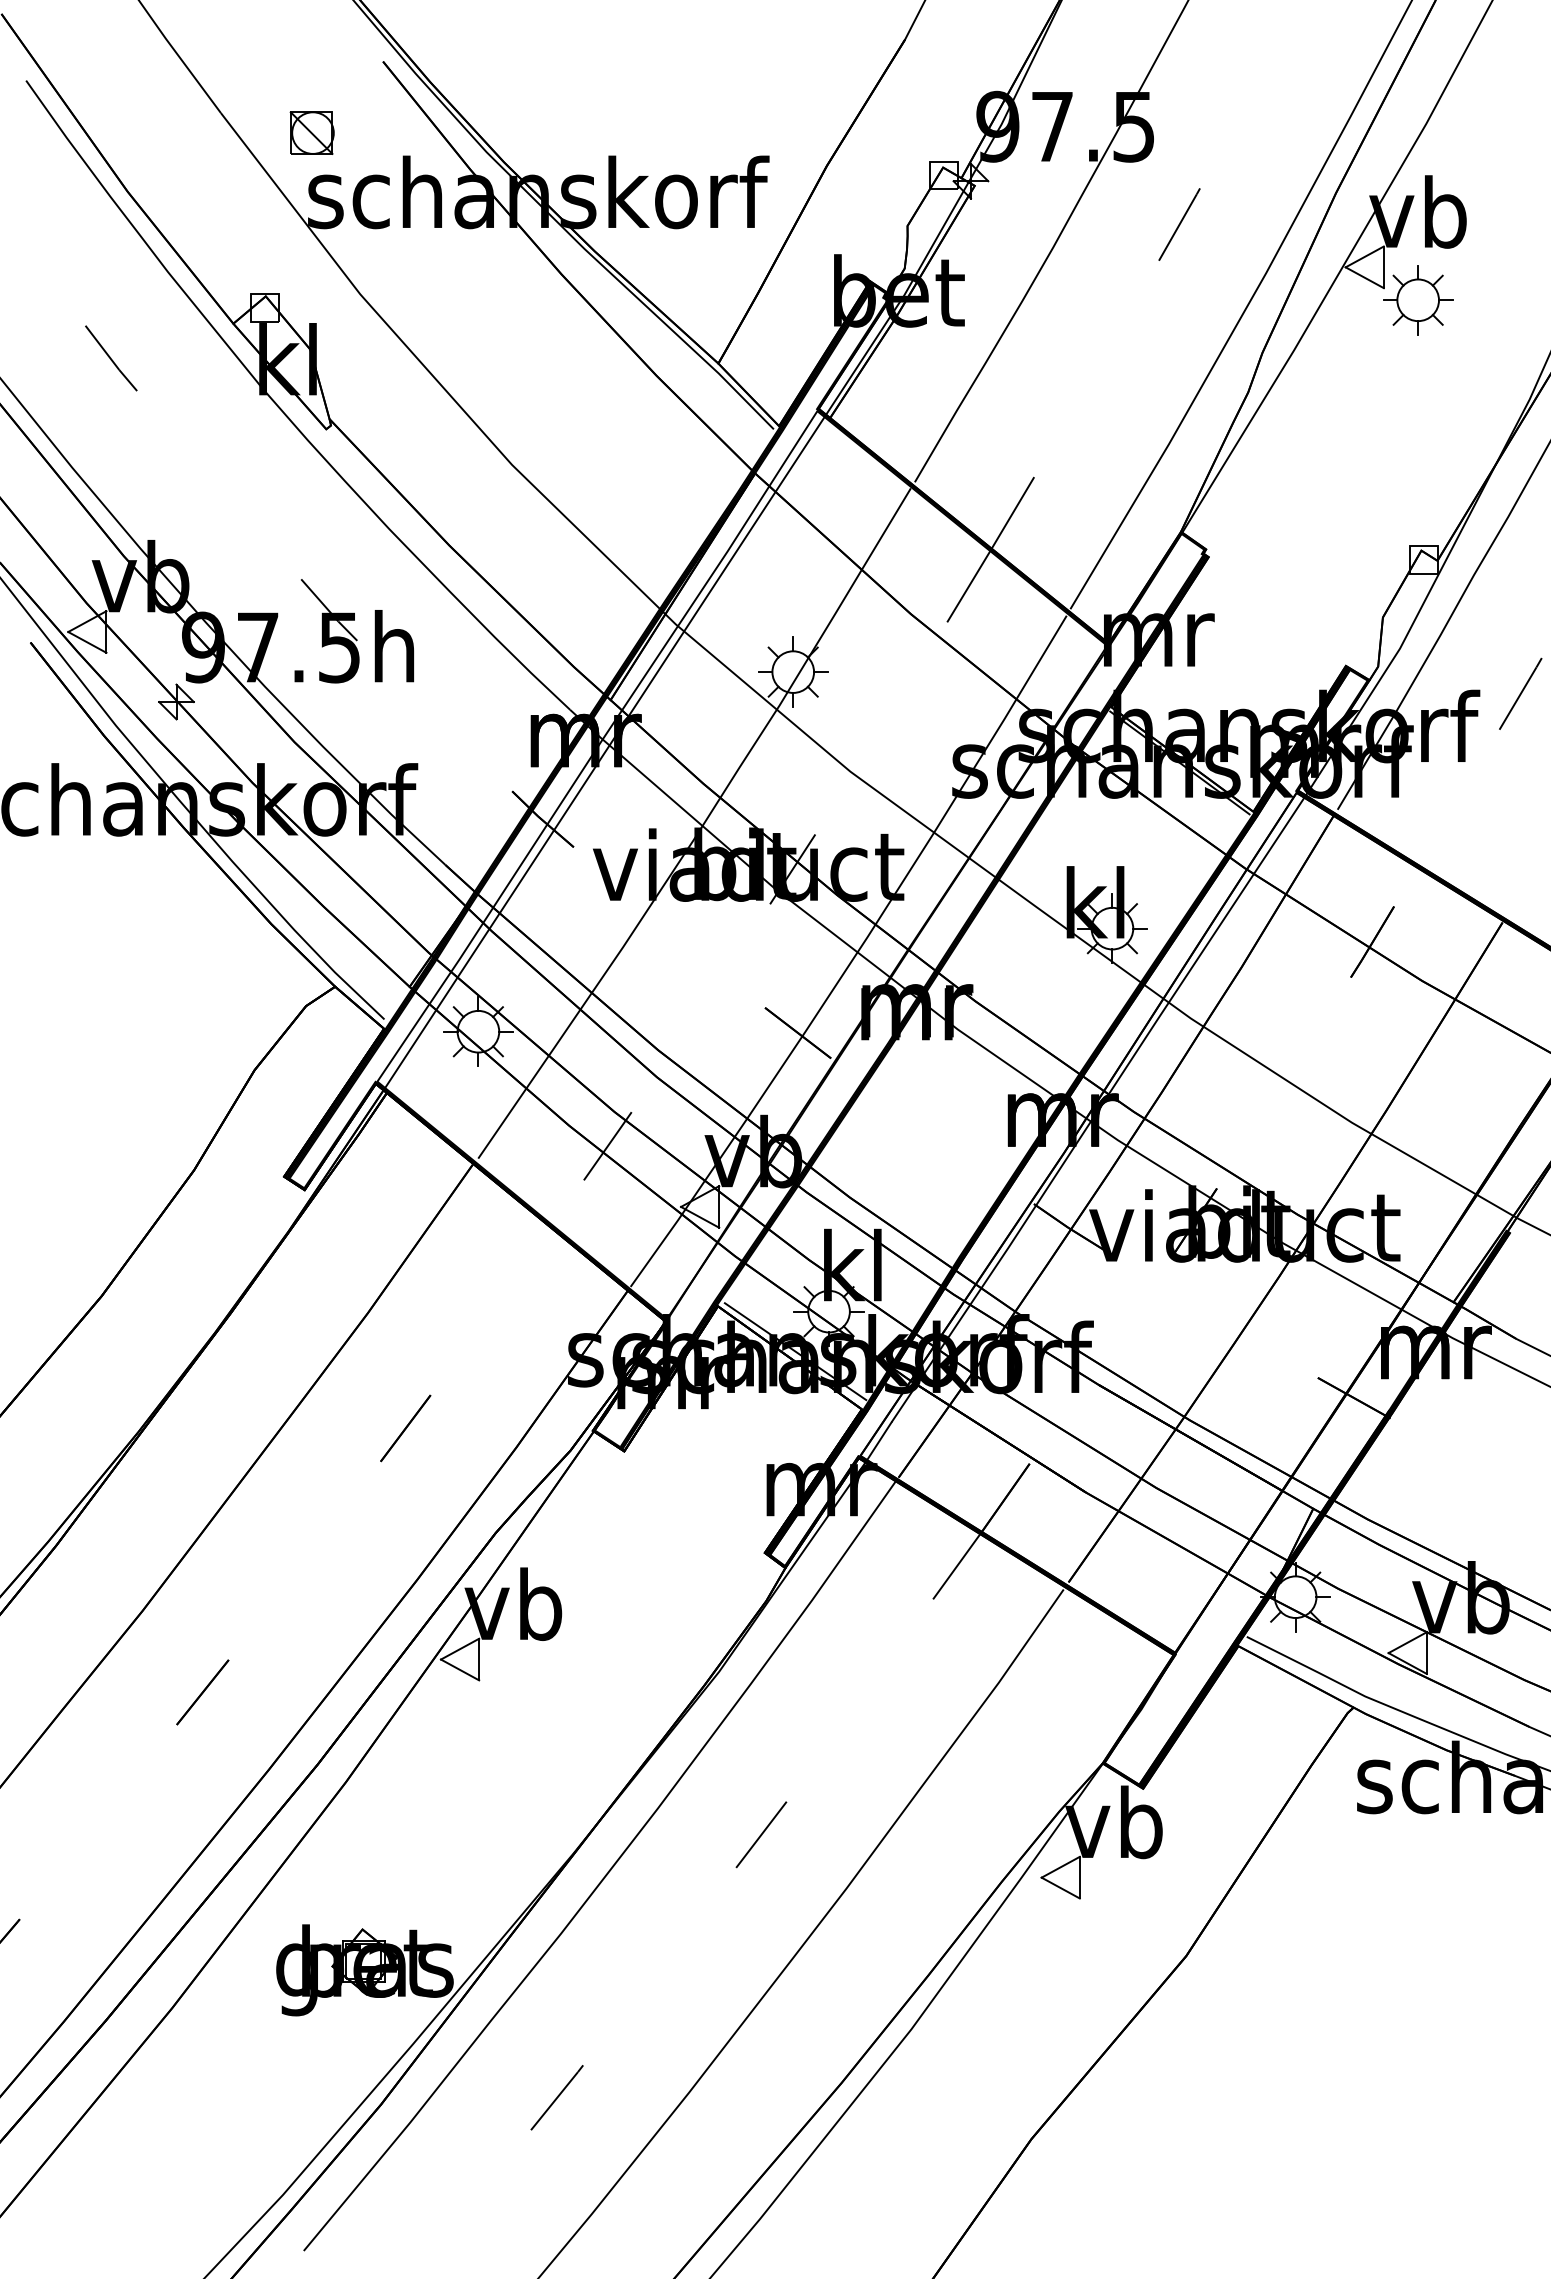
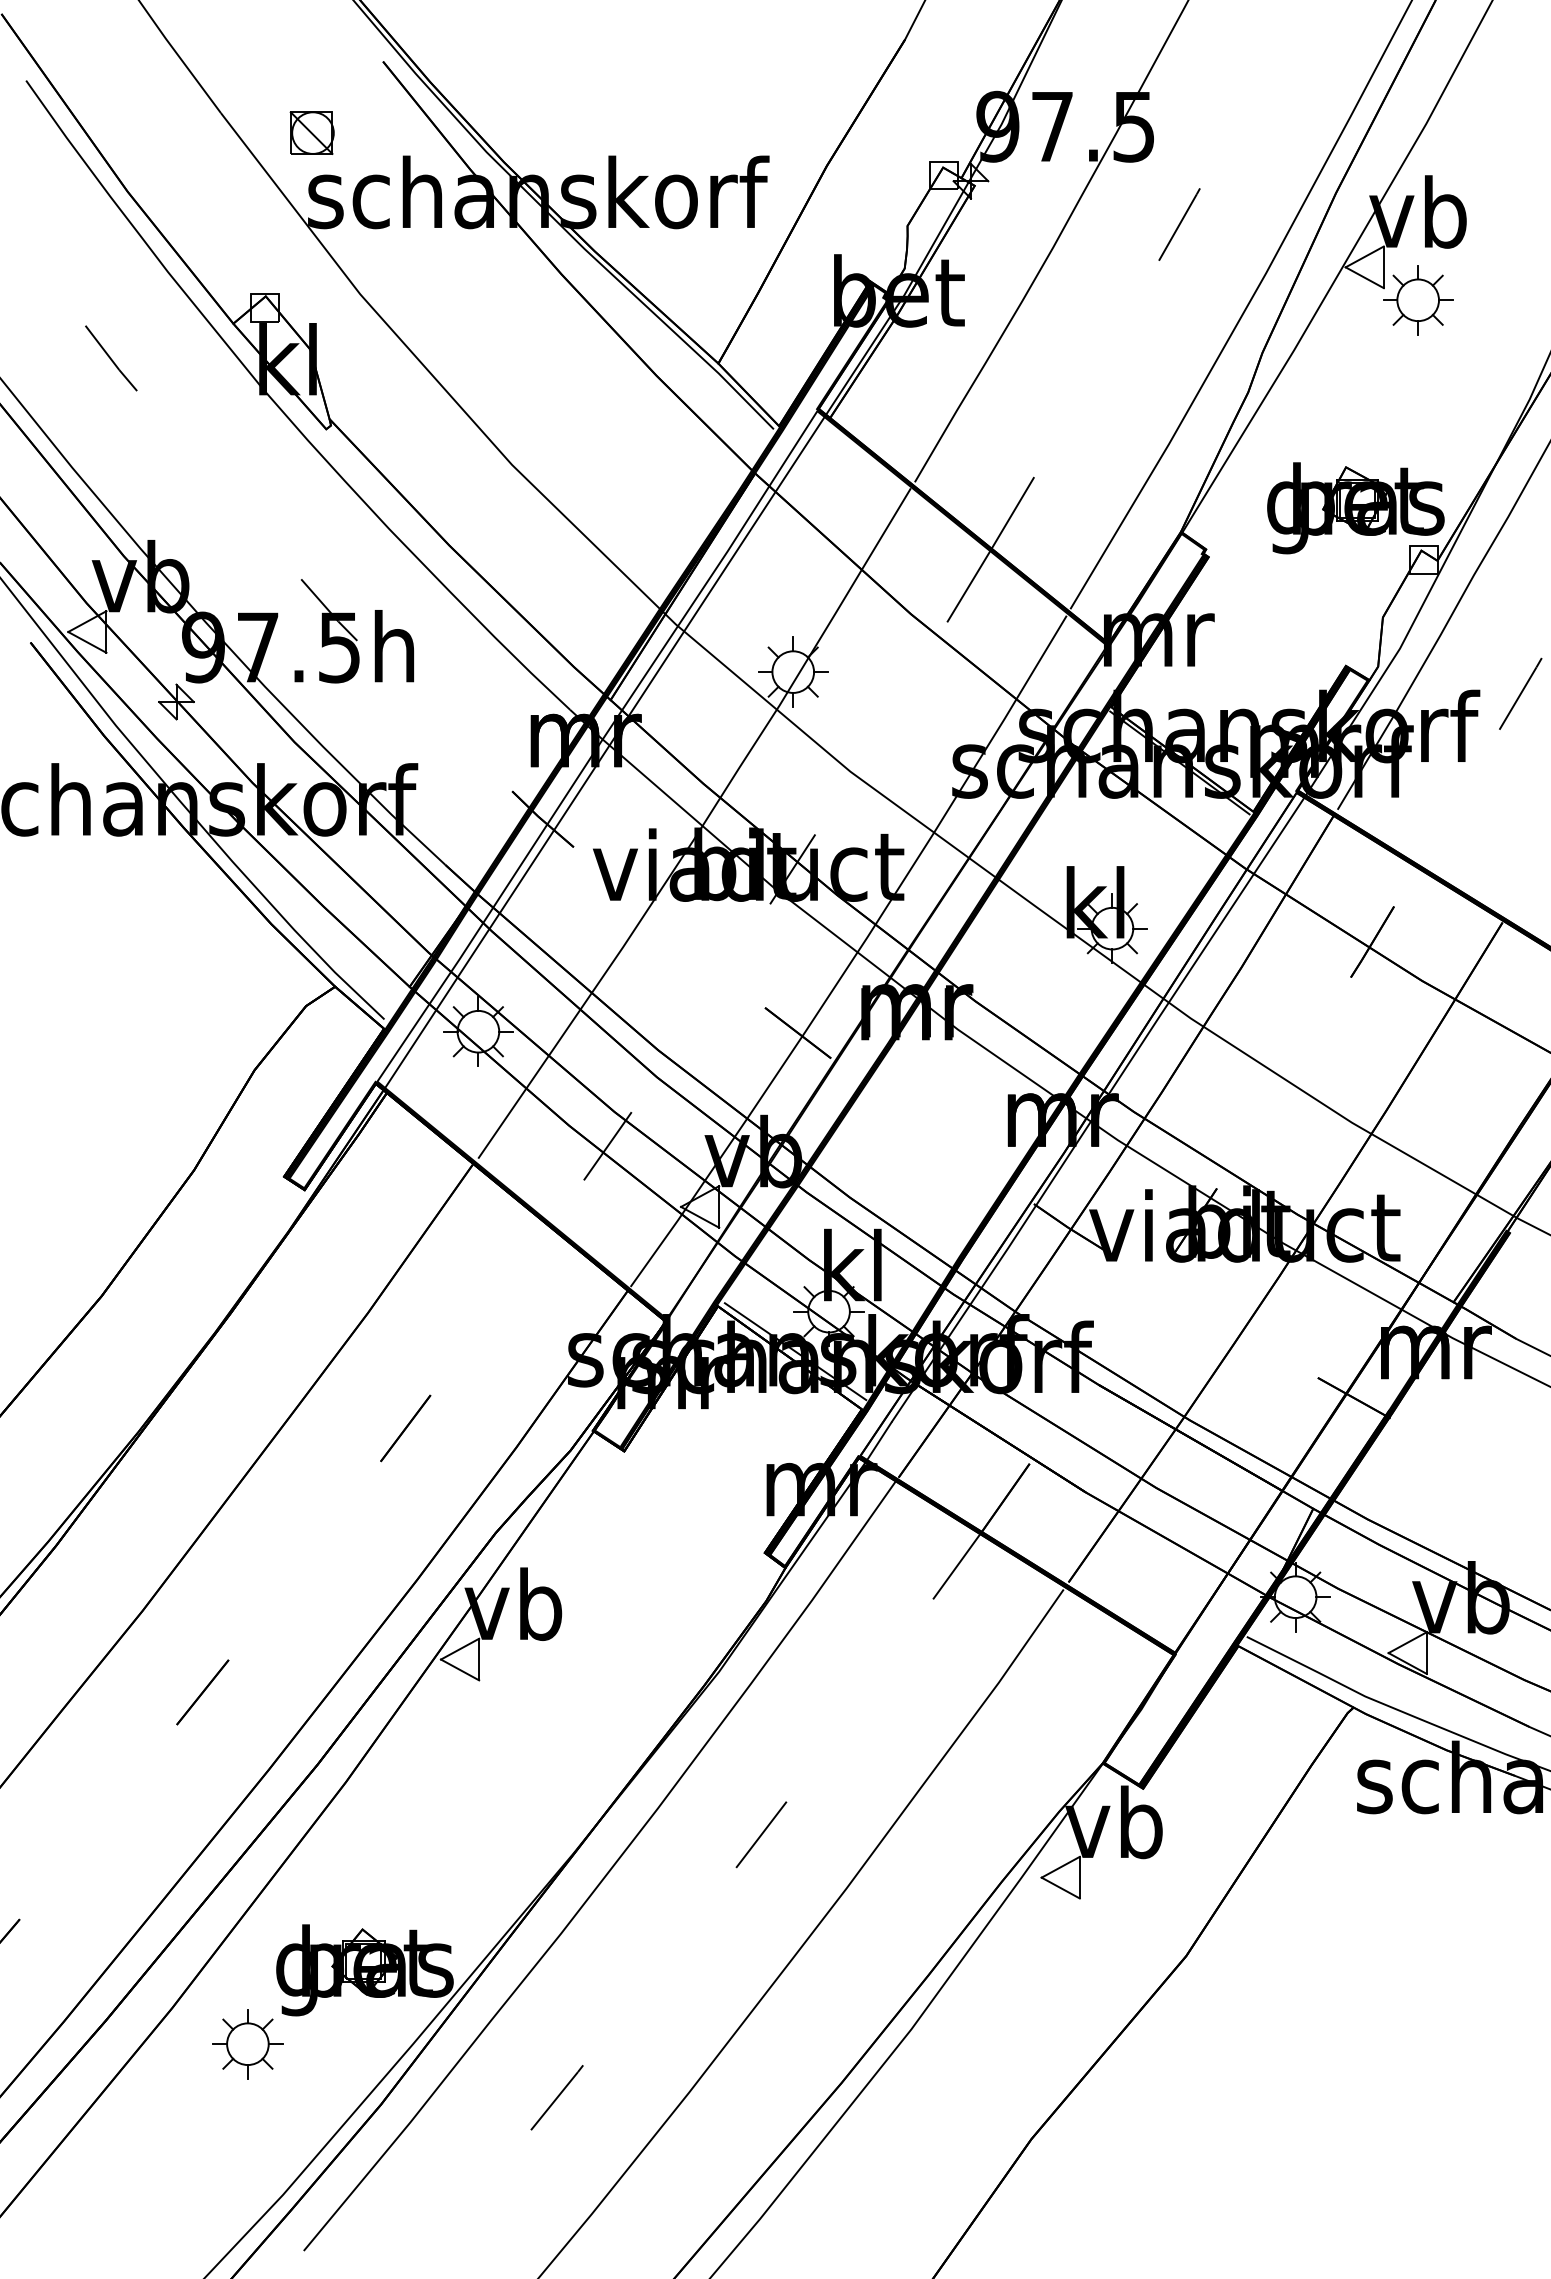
part: none -> present (1355, 508)
part: none -> present (247, 2044)
